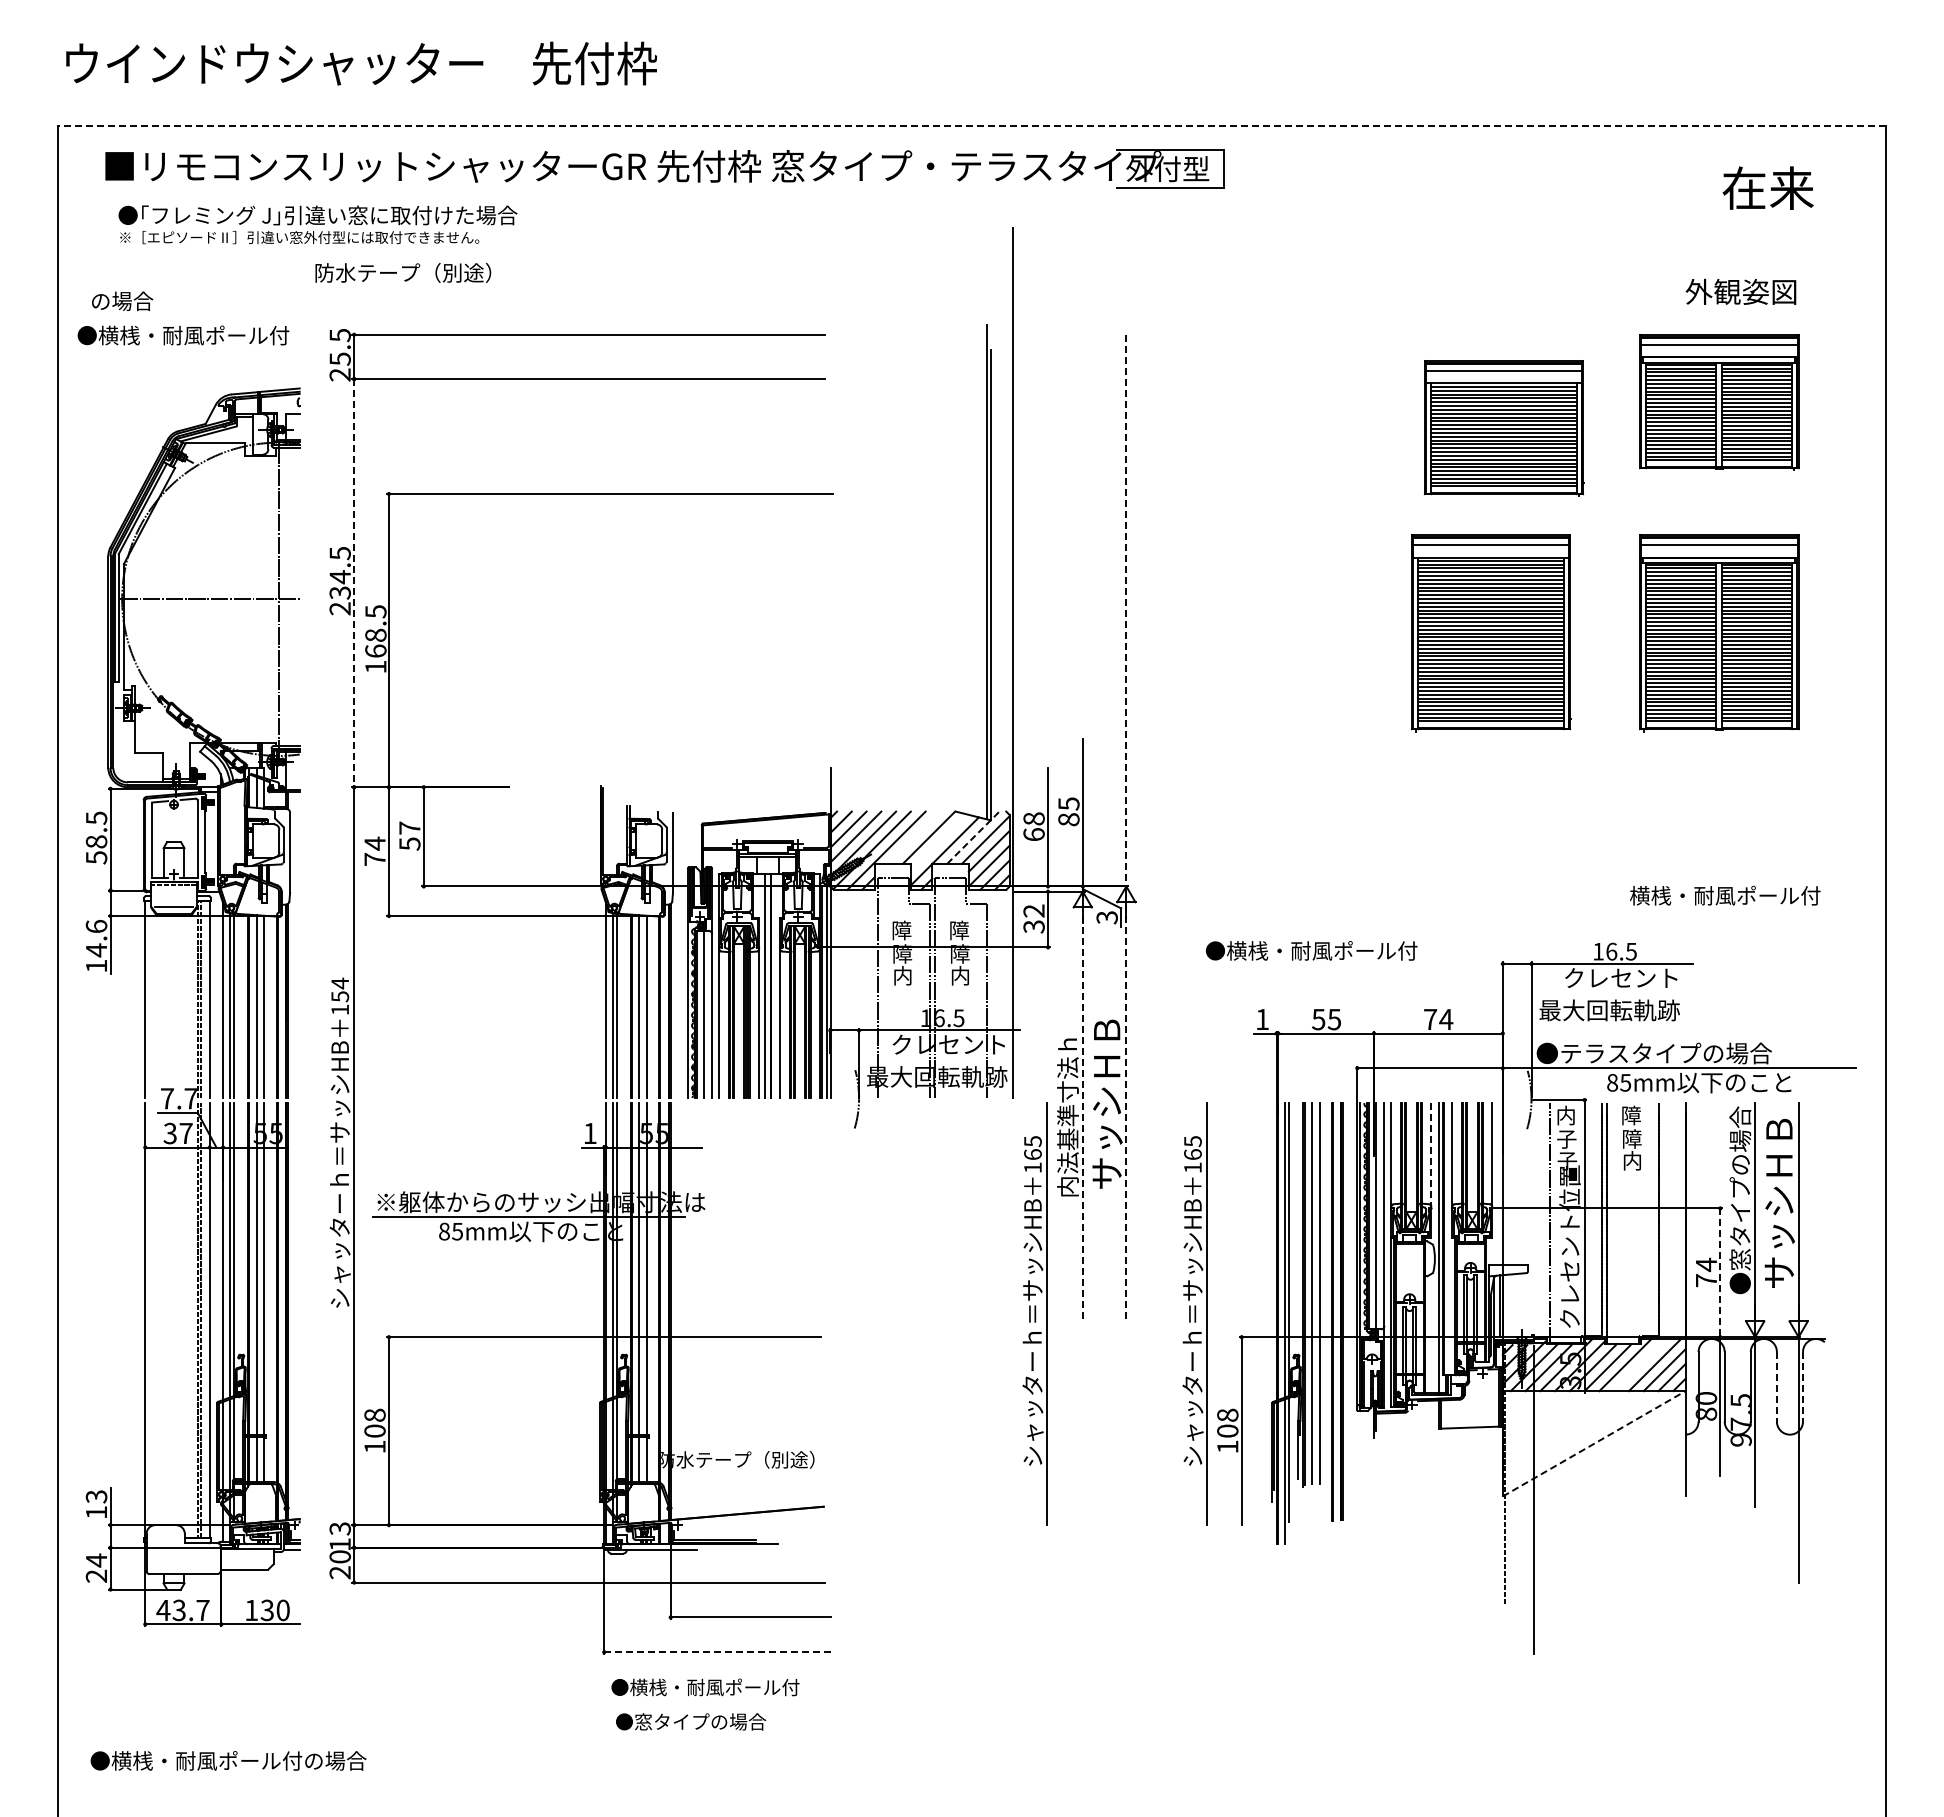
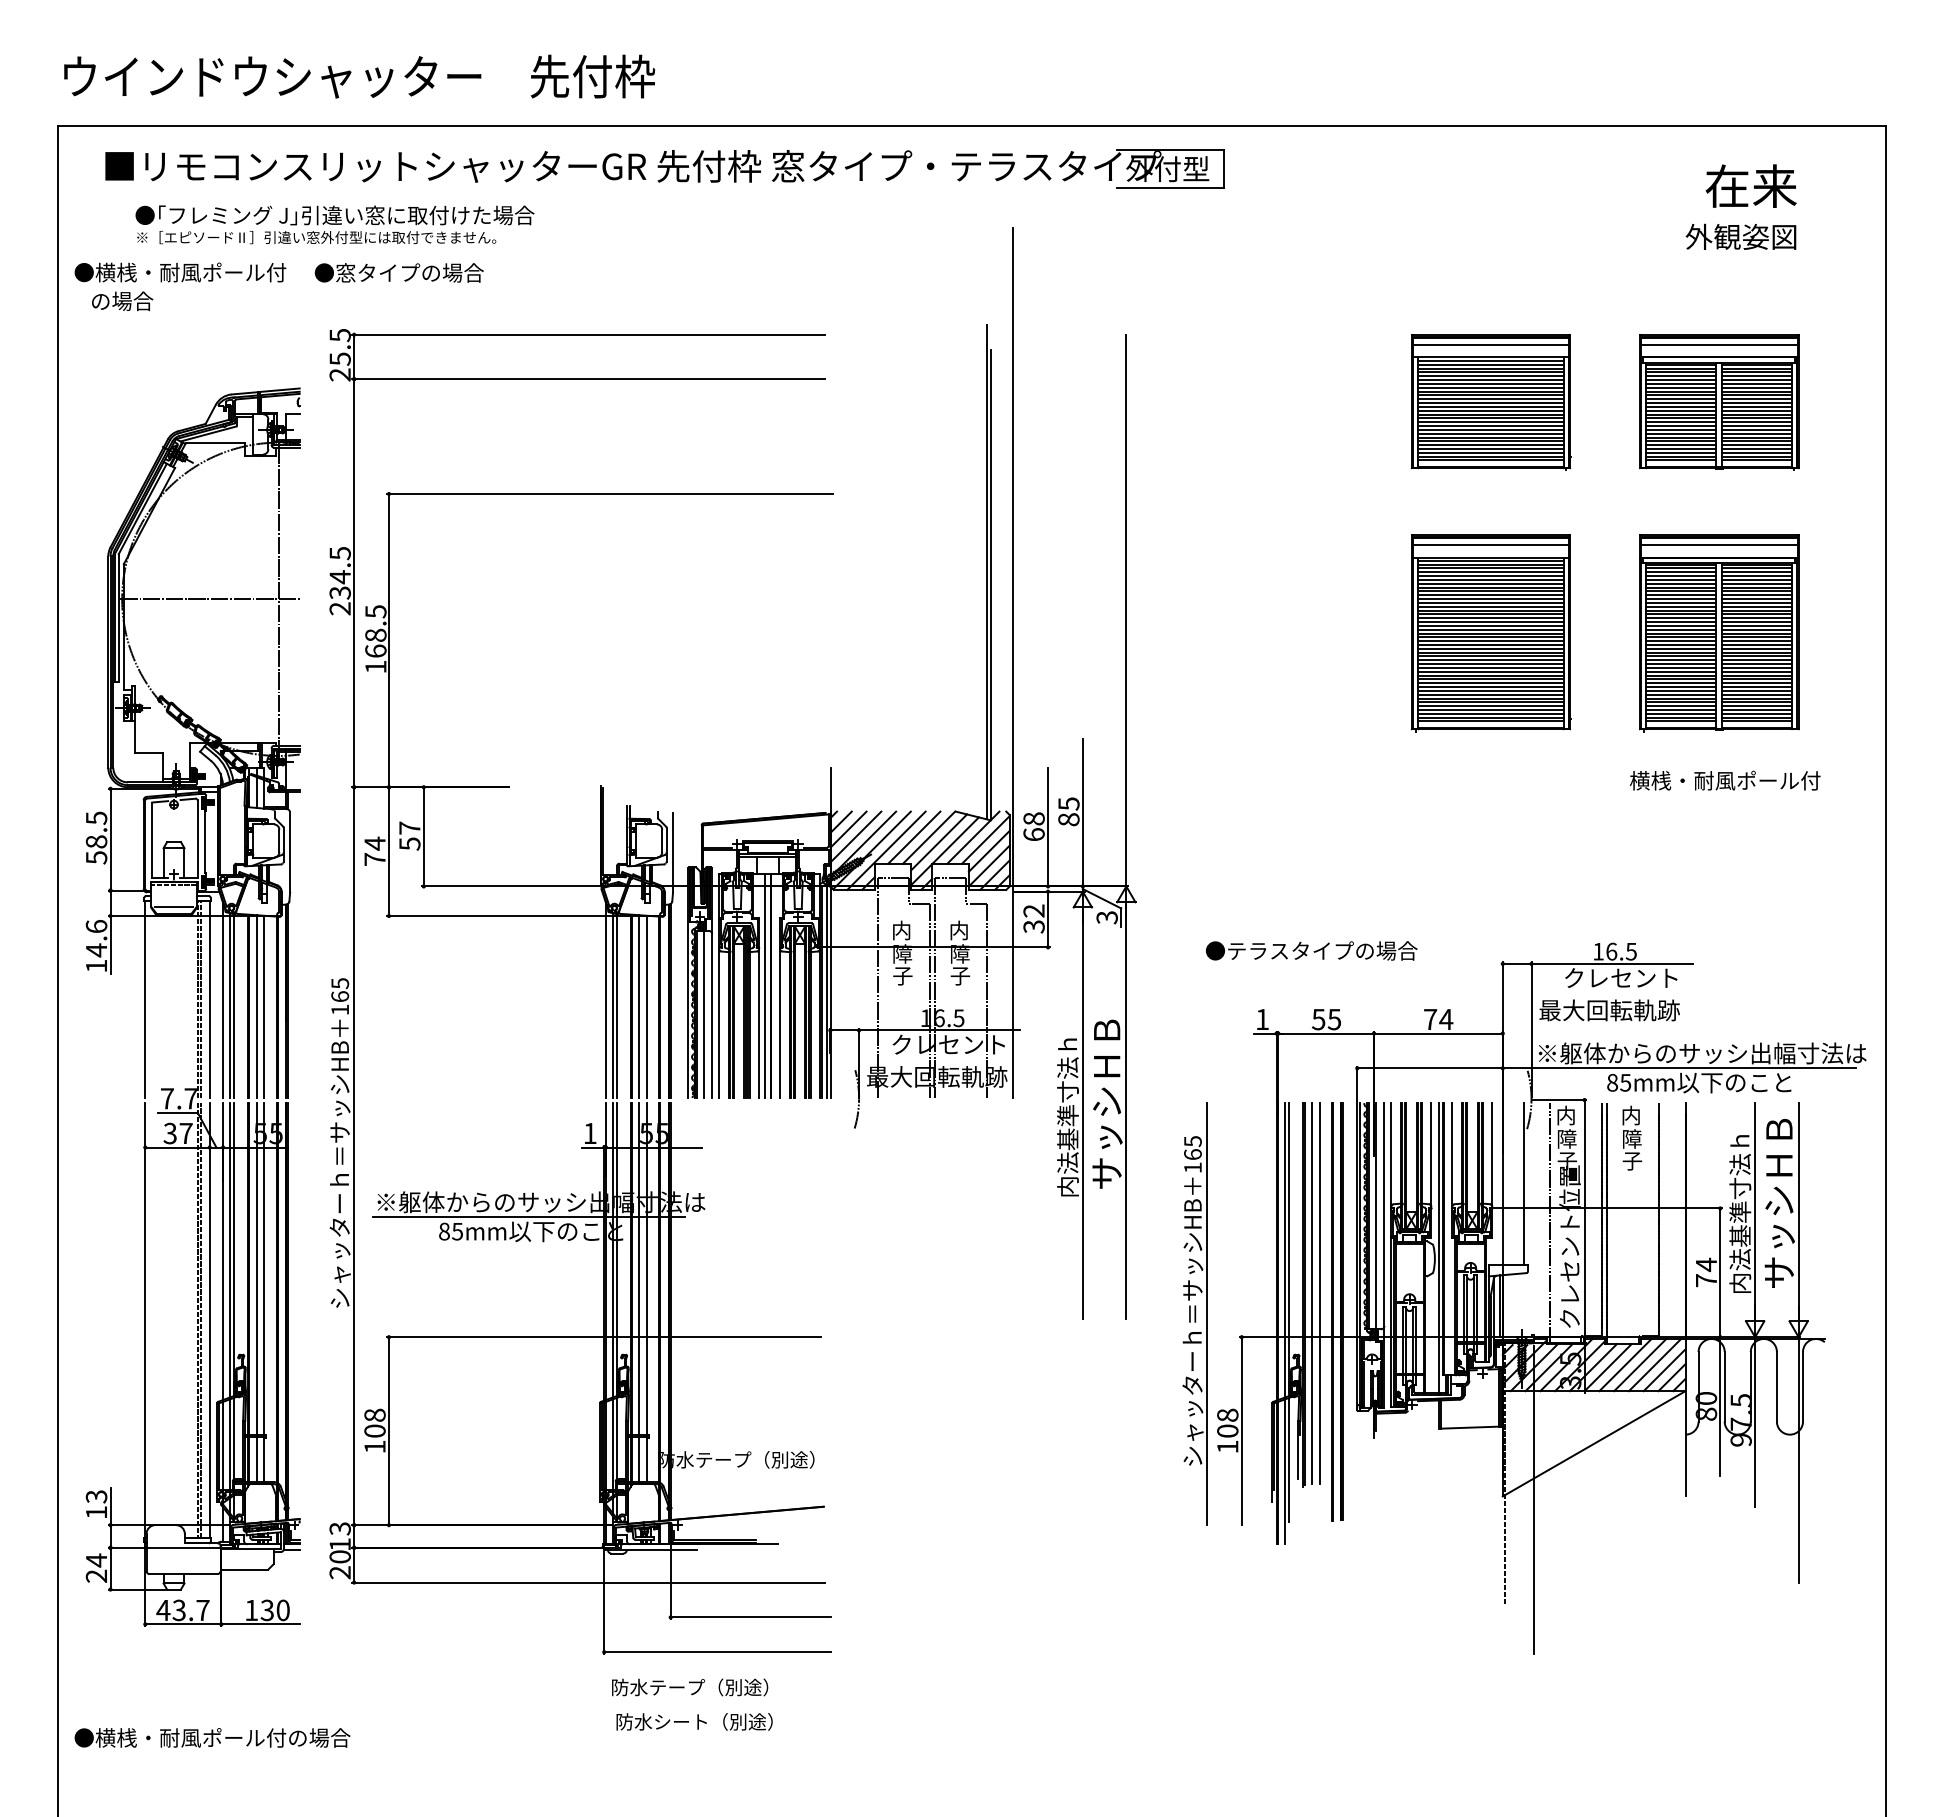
text position: (361, 63) -> (359, 76) (359, 76)
line: dashed -> solid (971, 125)
text position: (1767, 187) -> (1750, 185) (1750, 185)
text position: (317, 224) -> (334, 224) (334, 224)
text: 防水テープ（別途） -> ●窓タイプの場合 (402, 272)
text position: (1740, 291) -> (1740, 236) (1740, 236)
text position: (183, 335) -> (180, 272) (180, 272)
part position: (1503, 428) -> (1490, 402) (1490, 402)
line: dashed -> solid (354, 583)
line: dashed -> solid (1126, 610)
line: none -> present (914, 837)
line: dashed -> solid (973, 837)
line: none -> present (939, 842)
text position: (1725, 895) -> (1725, 780) (1725, 780)
text: 障 -> 内 (901, 930)
text: 障 -> 内 (959, 930)
text: ●横桟・耐風ポール付 -> ●テラスタイプの場合 (1322, 950)
text: 内 -> 子 (902, 975)
text: 内 -> 子 (960, 975)
text: 154 -> 165 (340, 989)
text: ●テラスタイプの場合 -> ※躯体からのサッシ出幅寸法は (1701, 1053)
line: dashed -> solid (1126, 1112)
line: dashed -> solid (1082, 1113)
text: 障 -> 内 (1631, 1115)
text: 子 -> 障 (1566, 1138)
line: dashed -> solid (1431, 1154)
text: 内 -> 子 (1632, 1160)
line: none -> present (1523, 1184)
text: ●窓タイプの場合 -> 内法基準寸法ｈ (1740, 1200)
line: dashed -> solid (1720, 1273)
part: present -> none (1034, 1313)
line: none -> present (1640, 1364)
line: dashed -> solid (1776, 1386)
line: dashed -> solid (1803, 1386)
line: dashed -> solid (1594, 1443)
line: dashed -> solid (716, 1652)
text: ●横桟・耐風ポール付 -> 防水テープ（別途） (705, 1687)
text: ●窓タイプの場合 -> 防水シート（別途） (694, 1721)
text position: (228, 1760) -> (212, 1737) (212, 1737)
